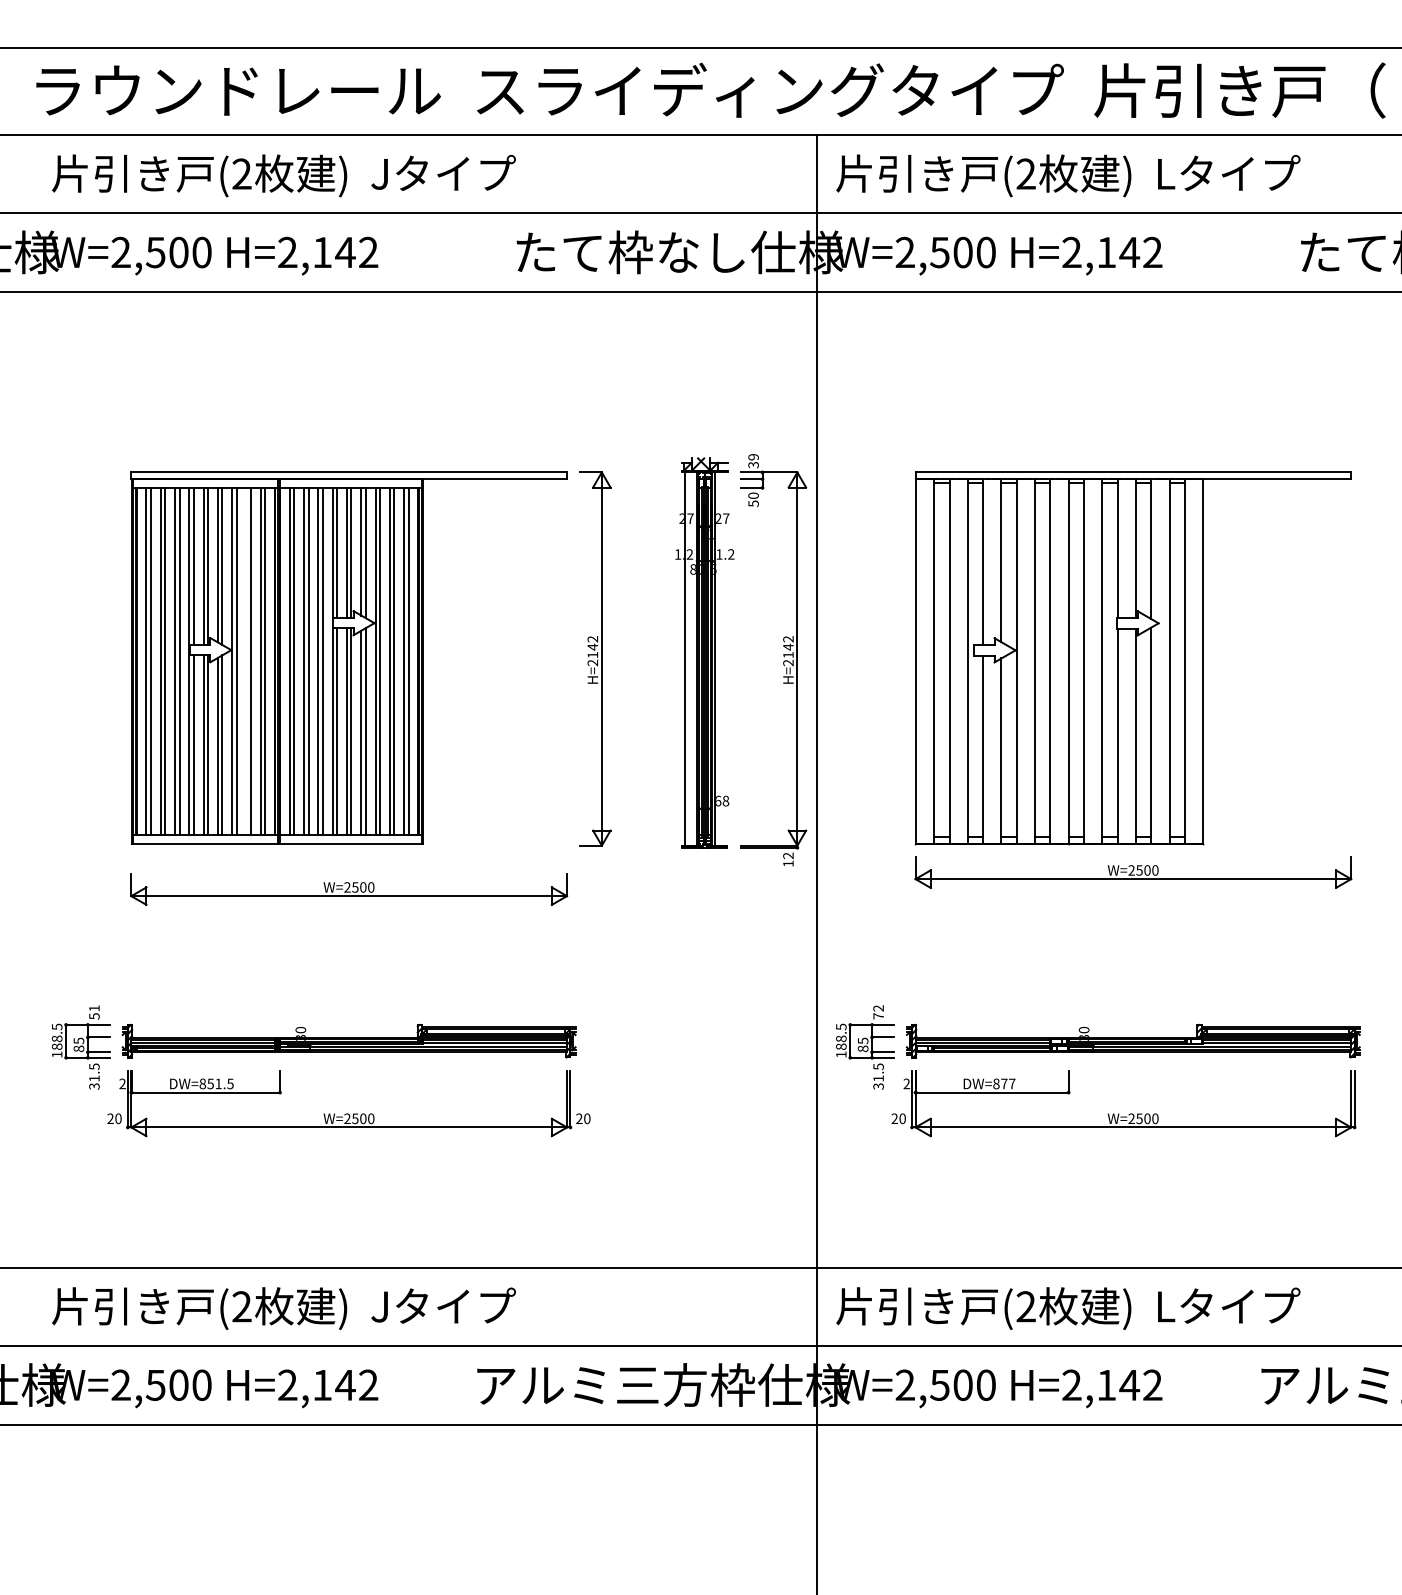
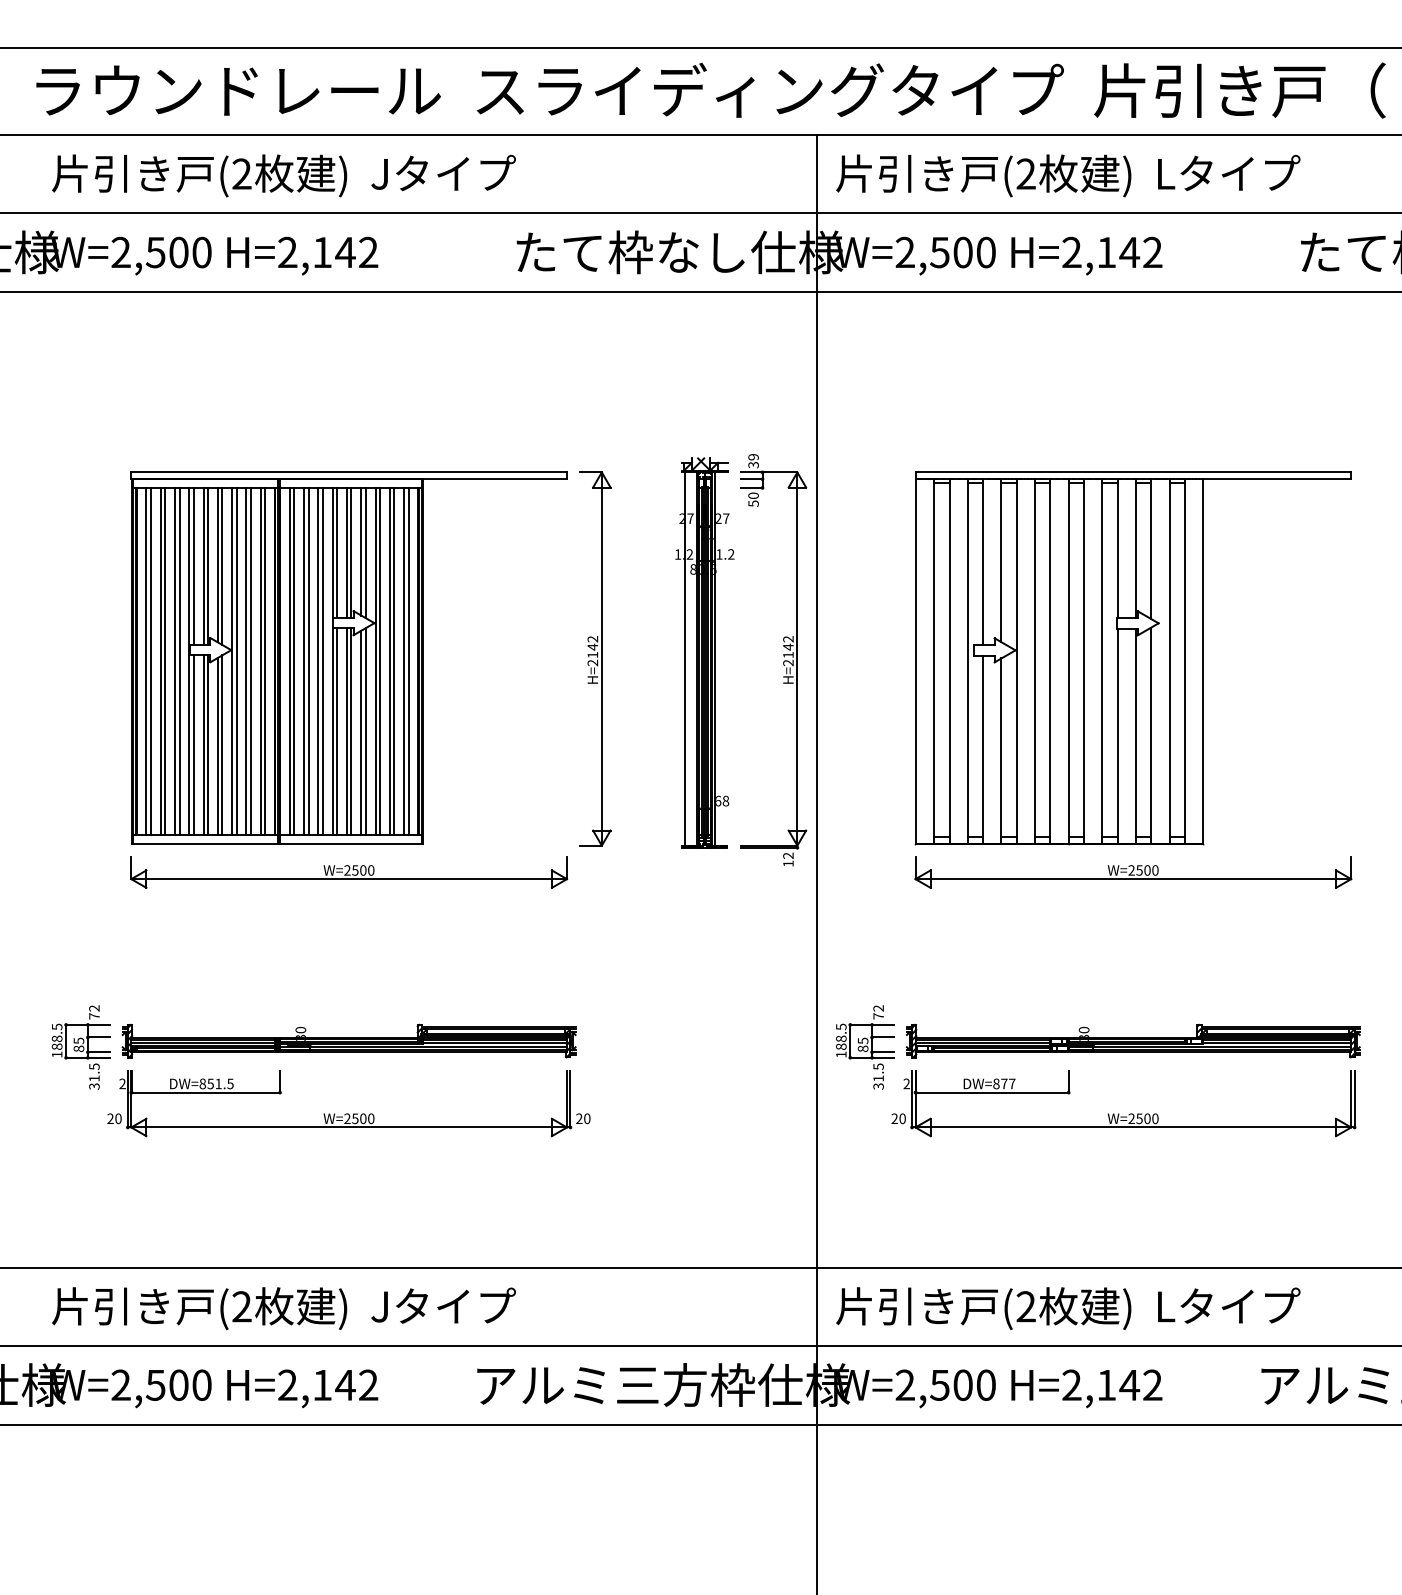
line: none -> present (246, 661)
part position: (349, 889) -> (349, 872) (349, 872)
text: 51 -> 72 (94, 1012)
